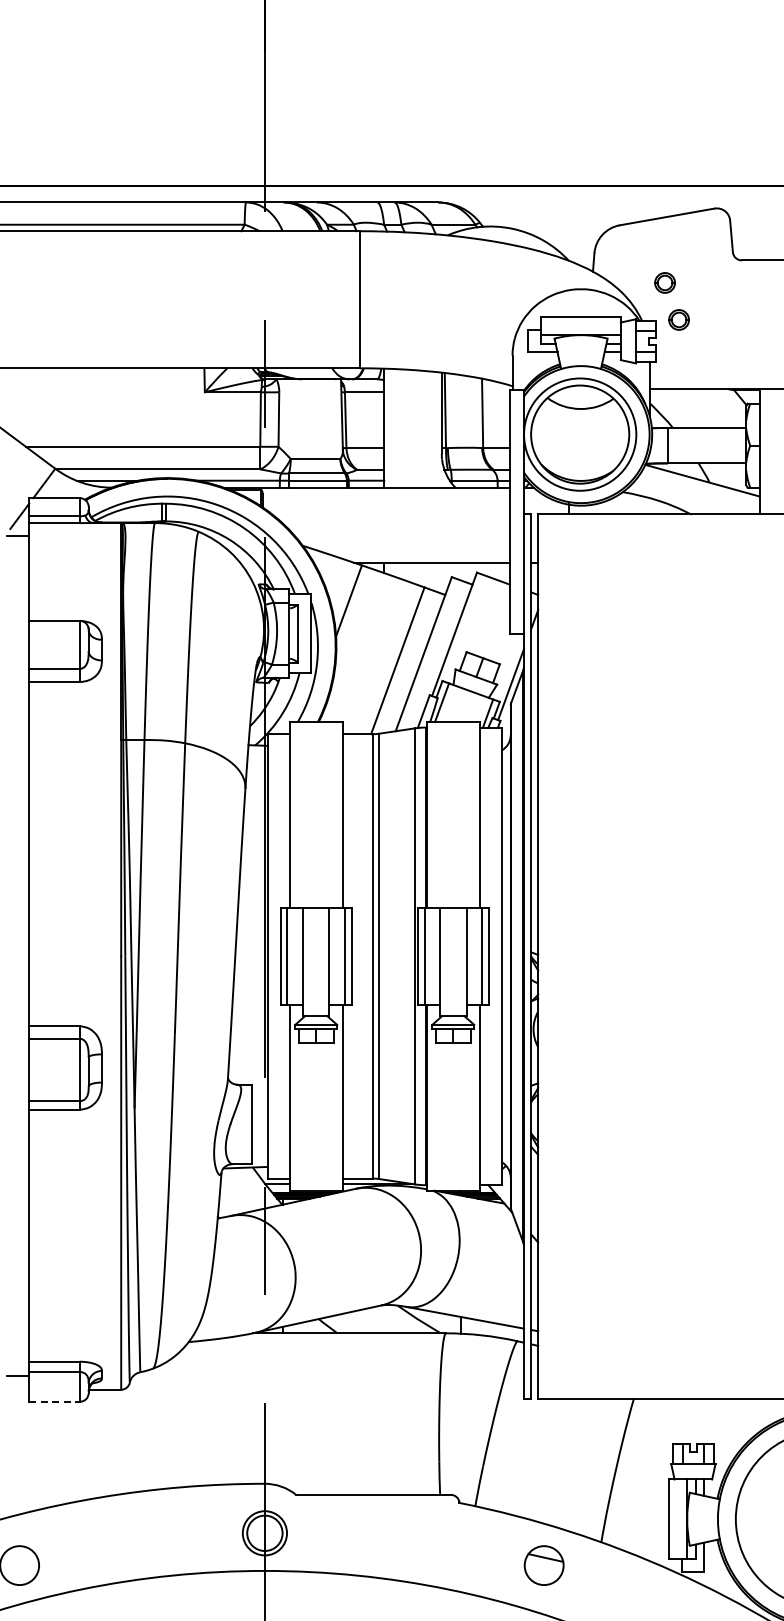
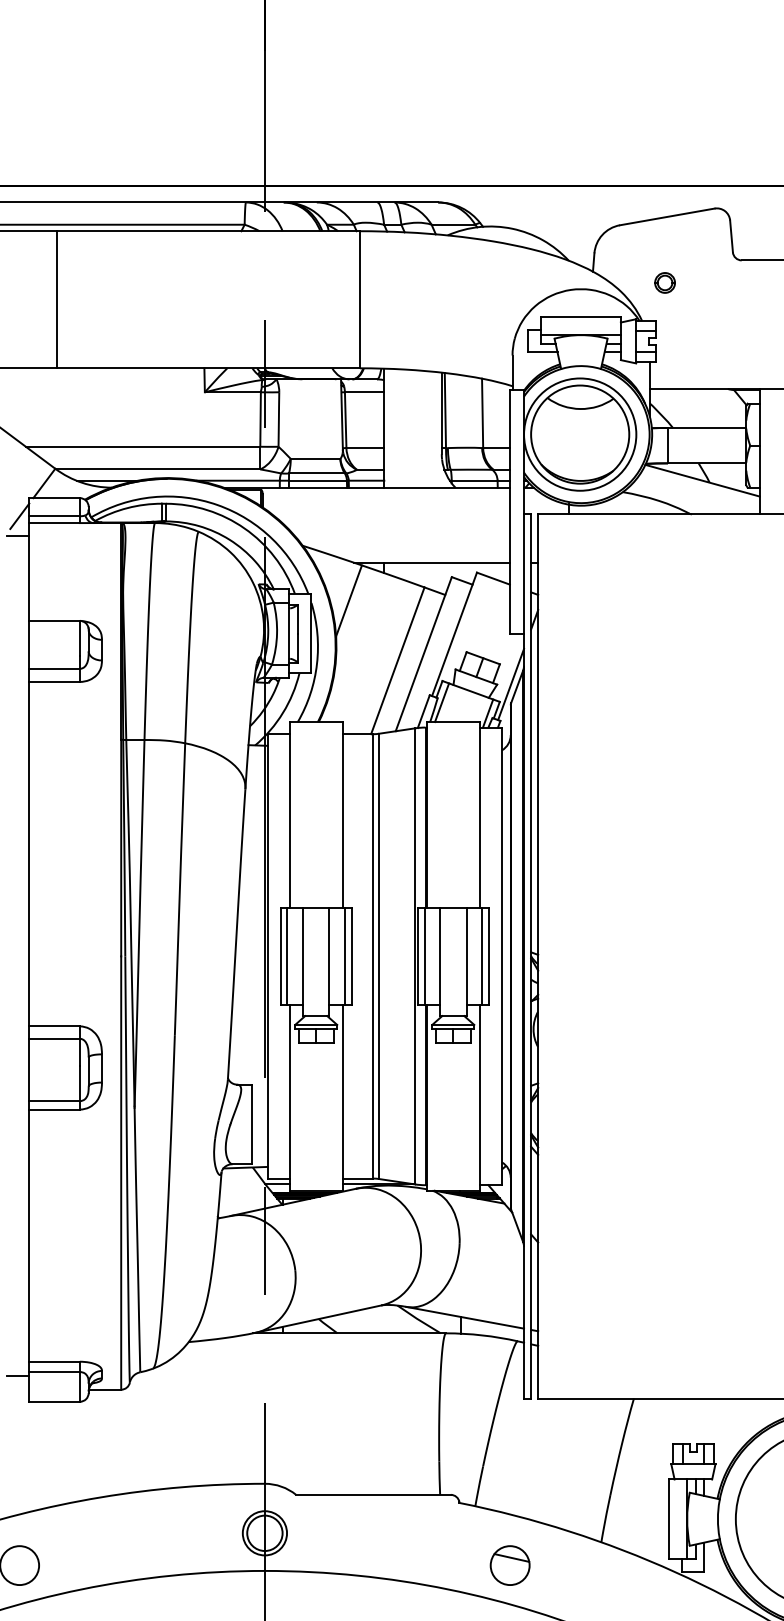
line: none -> present (57, 299)
part: present -> none (678, 319)
line: dashed -> solid (55, 1401)
part position: (543, 1565) -> (509, 1565) (509, 1565)
